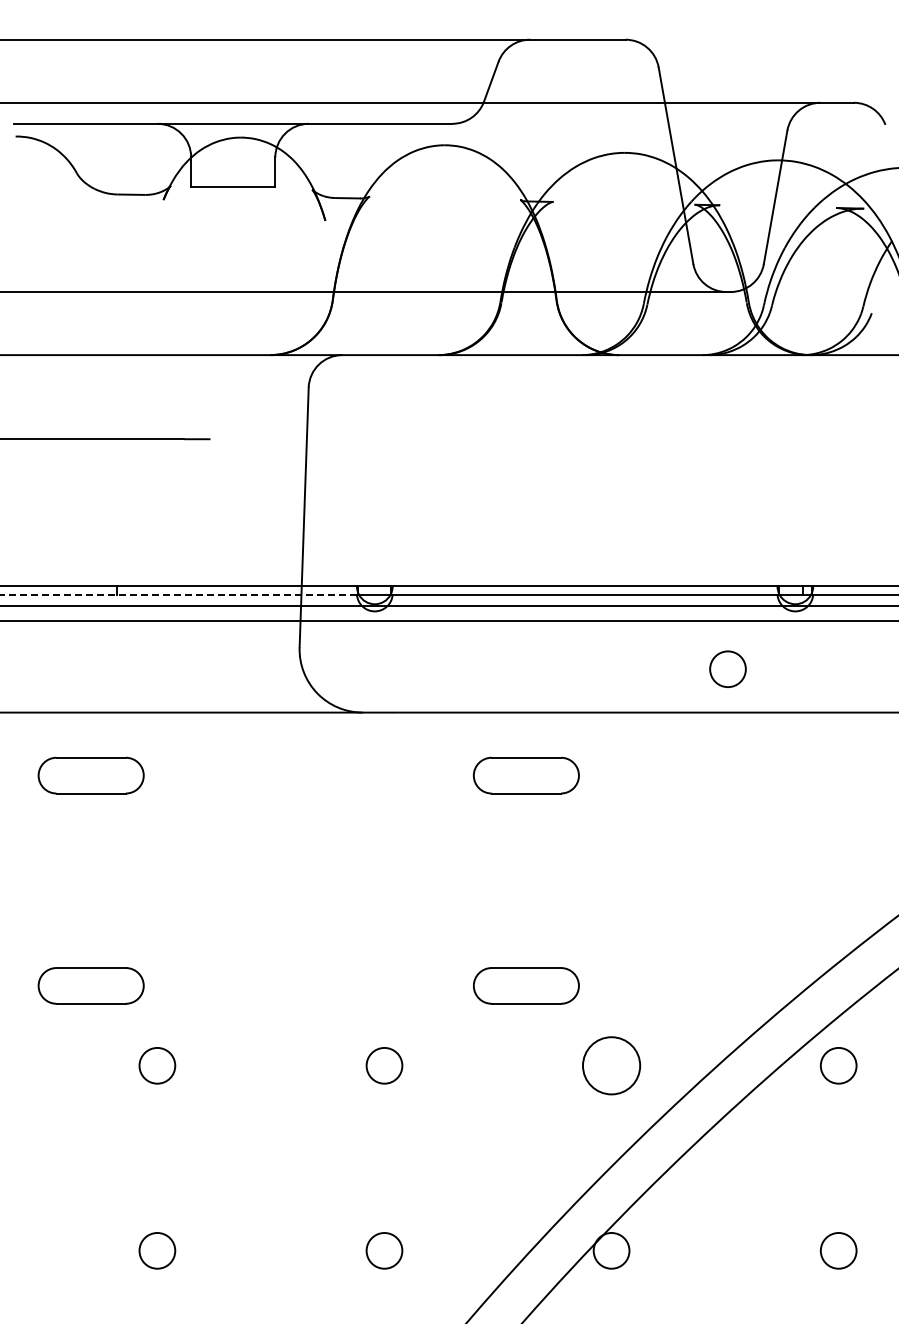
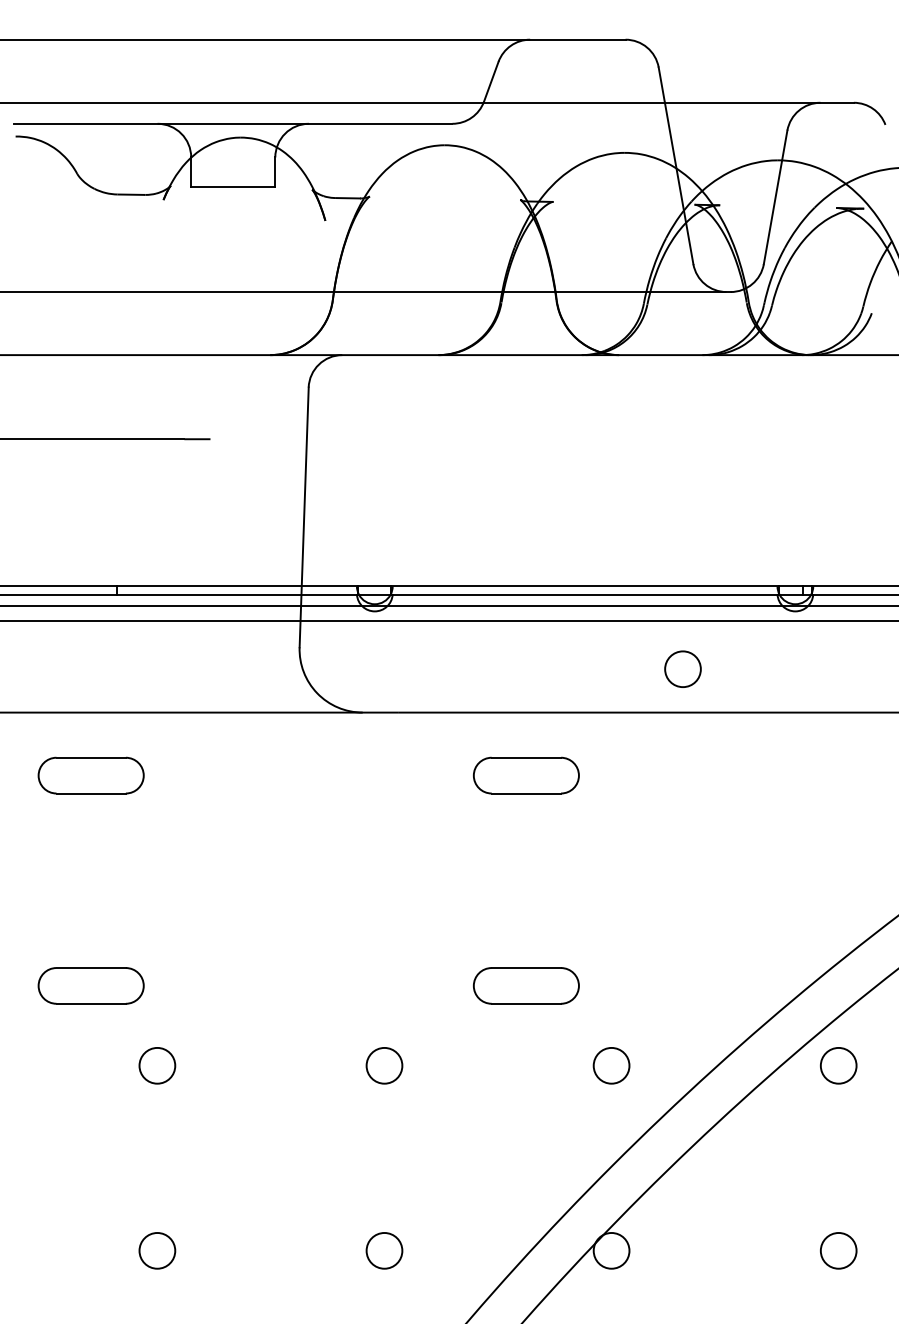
line: dashed -> solid (178, 594)
circle position: (727, 668) -> (682, 668) (682, 668)
circle diameter: 57 px -> 36 px (611, 1065)
